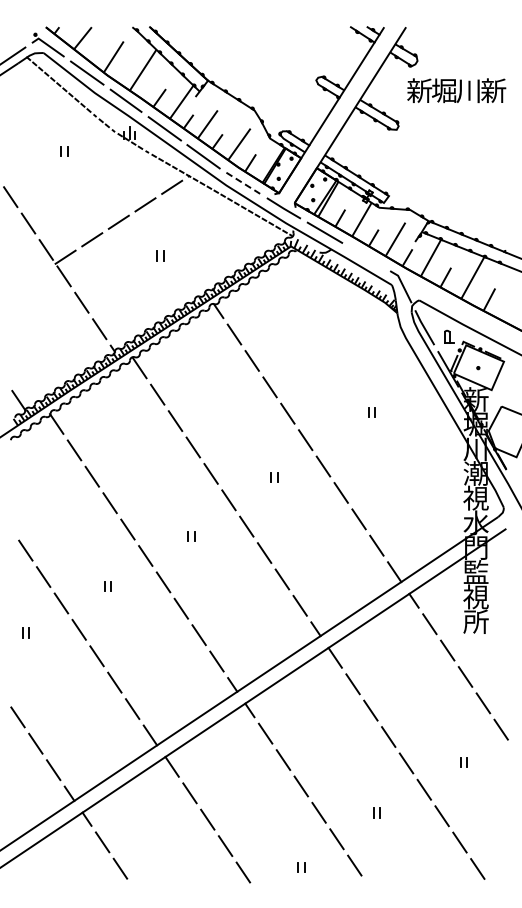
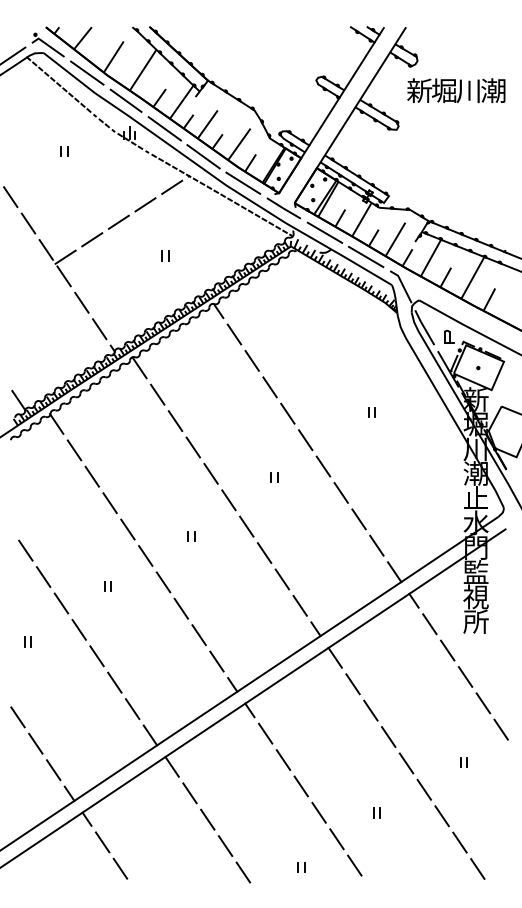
text: 新 -> 潮 (493, 90)
line: dashed -> solid (243, 183)
part position: (160, 255) -> (165, 255) (165, 255)
line: none -> present (365, 256)
text: 視 -> 止 (475, 497)
part position: (25, 632) -> (27, 641) (27, 641)
